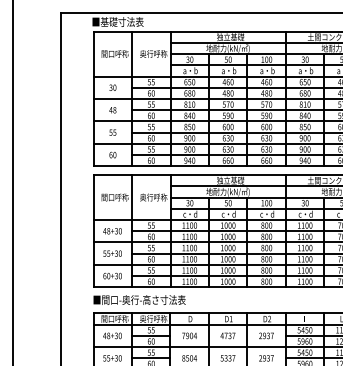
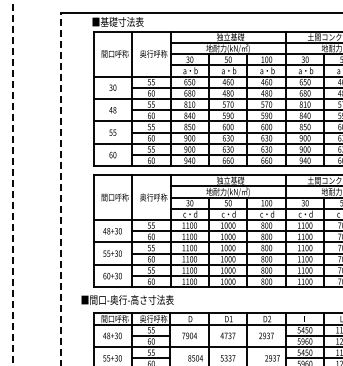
line: solid -> dashed (13, 183)
line: solid -> dashed (61, 188)
text position: (139, 299) -> (127, 299) (127, 299)
text position: (189, 358) -> (195, 358) (195, 358)
text position: (266, 358) -> (272, 358) (272, 358)
